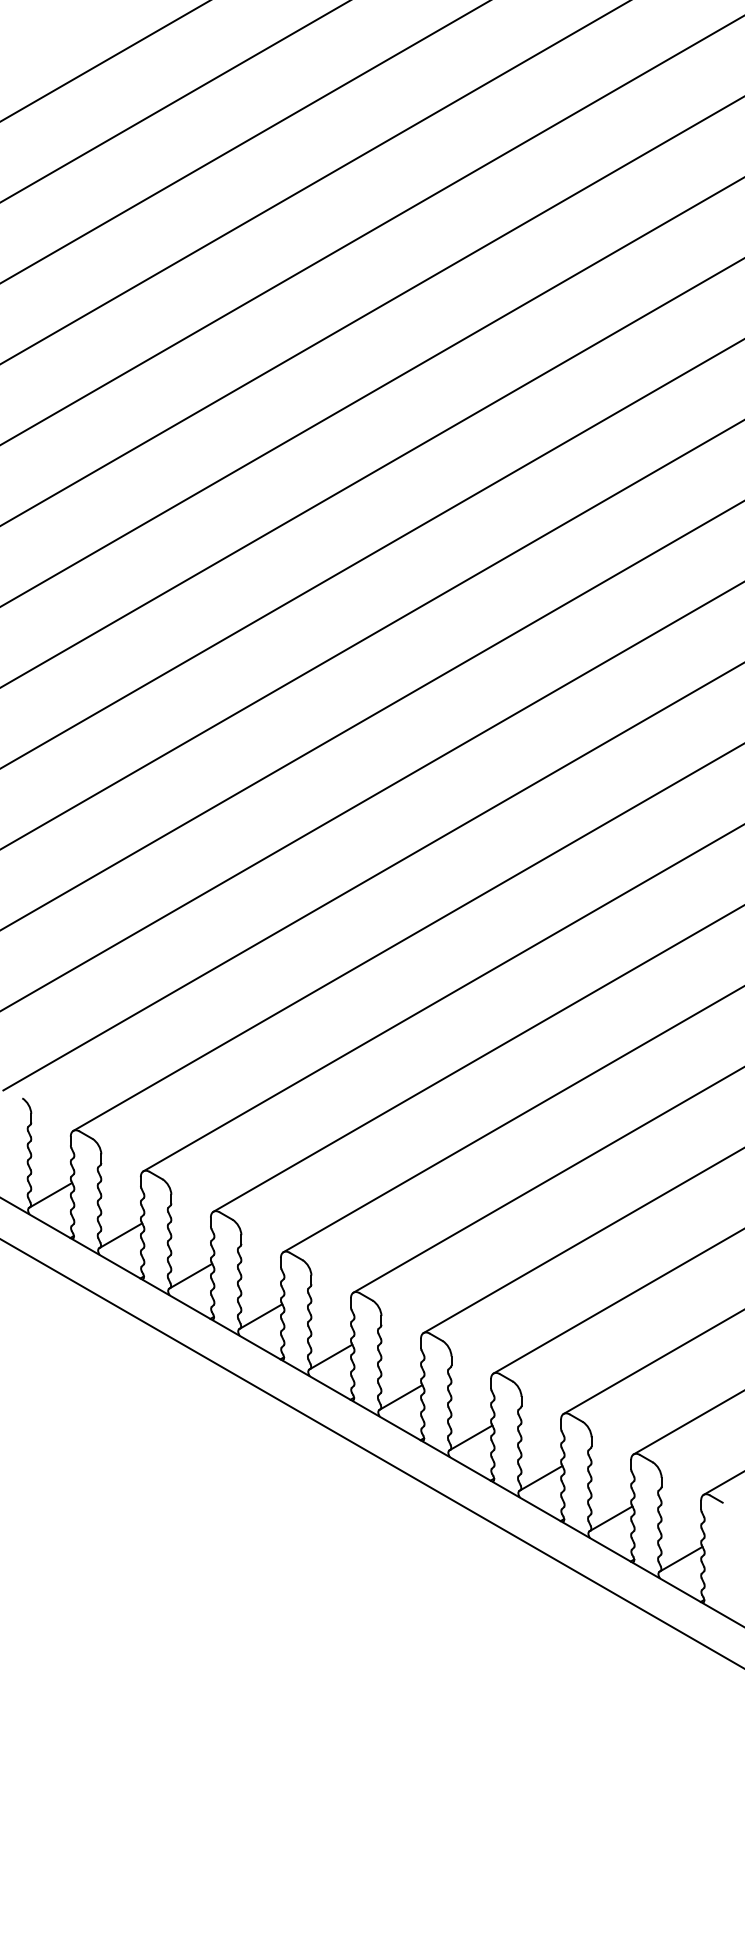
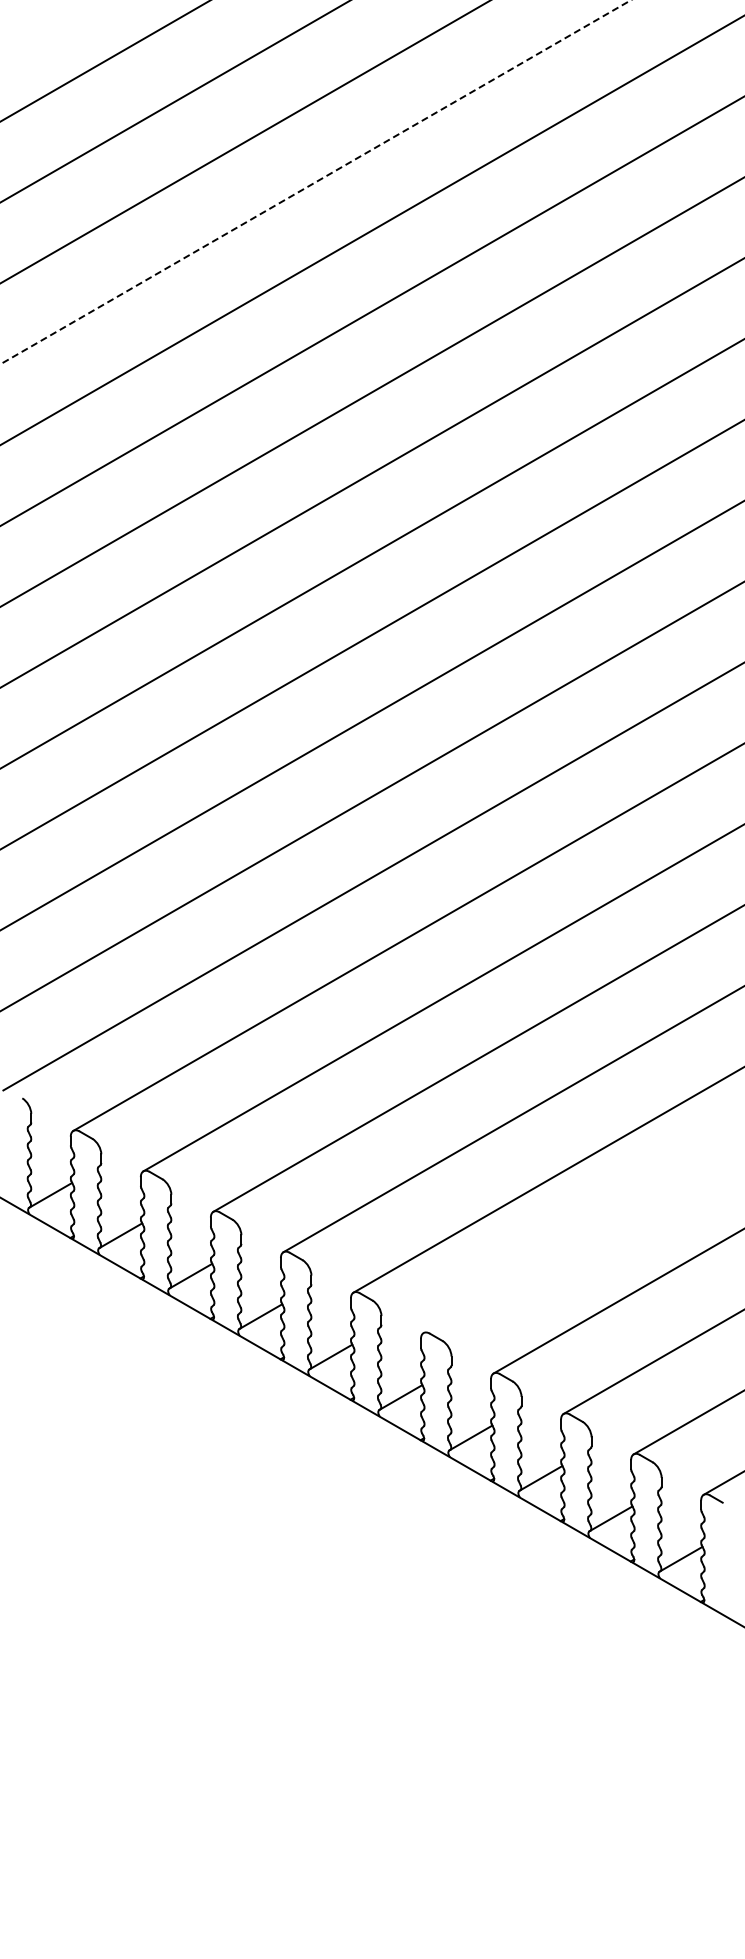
line: solid -> dashed (315, 182)
line: present -> none (582, 1241)
line: present -> none (371, 1453)
